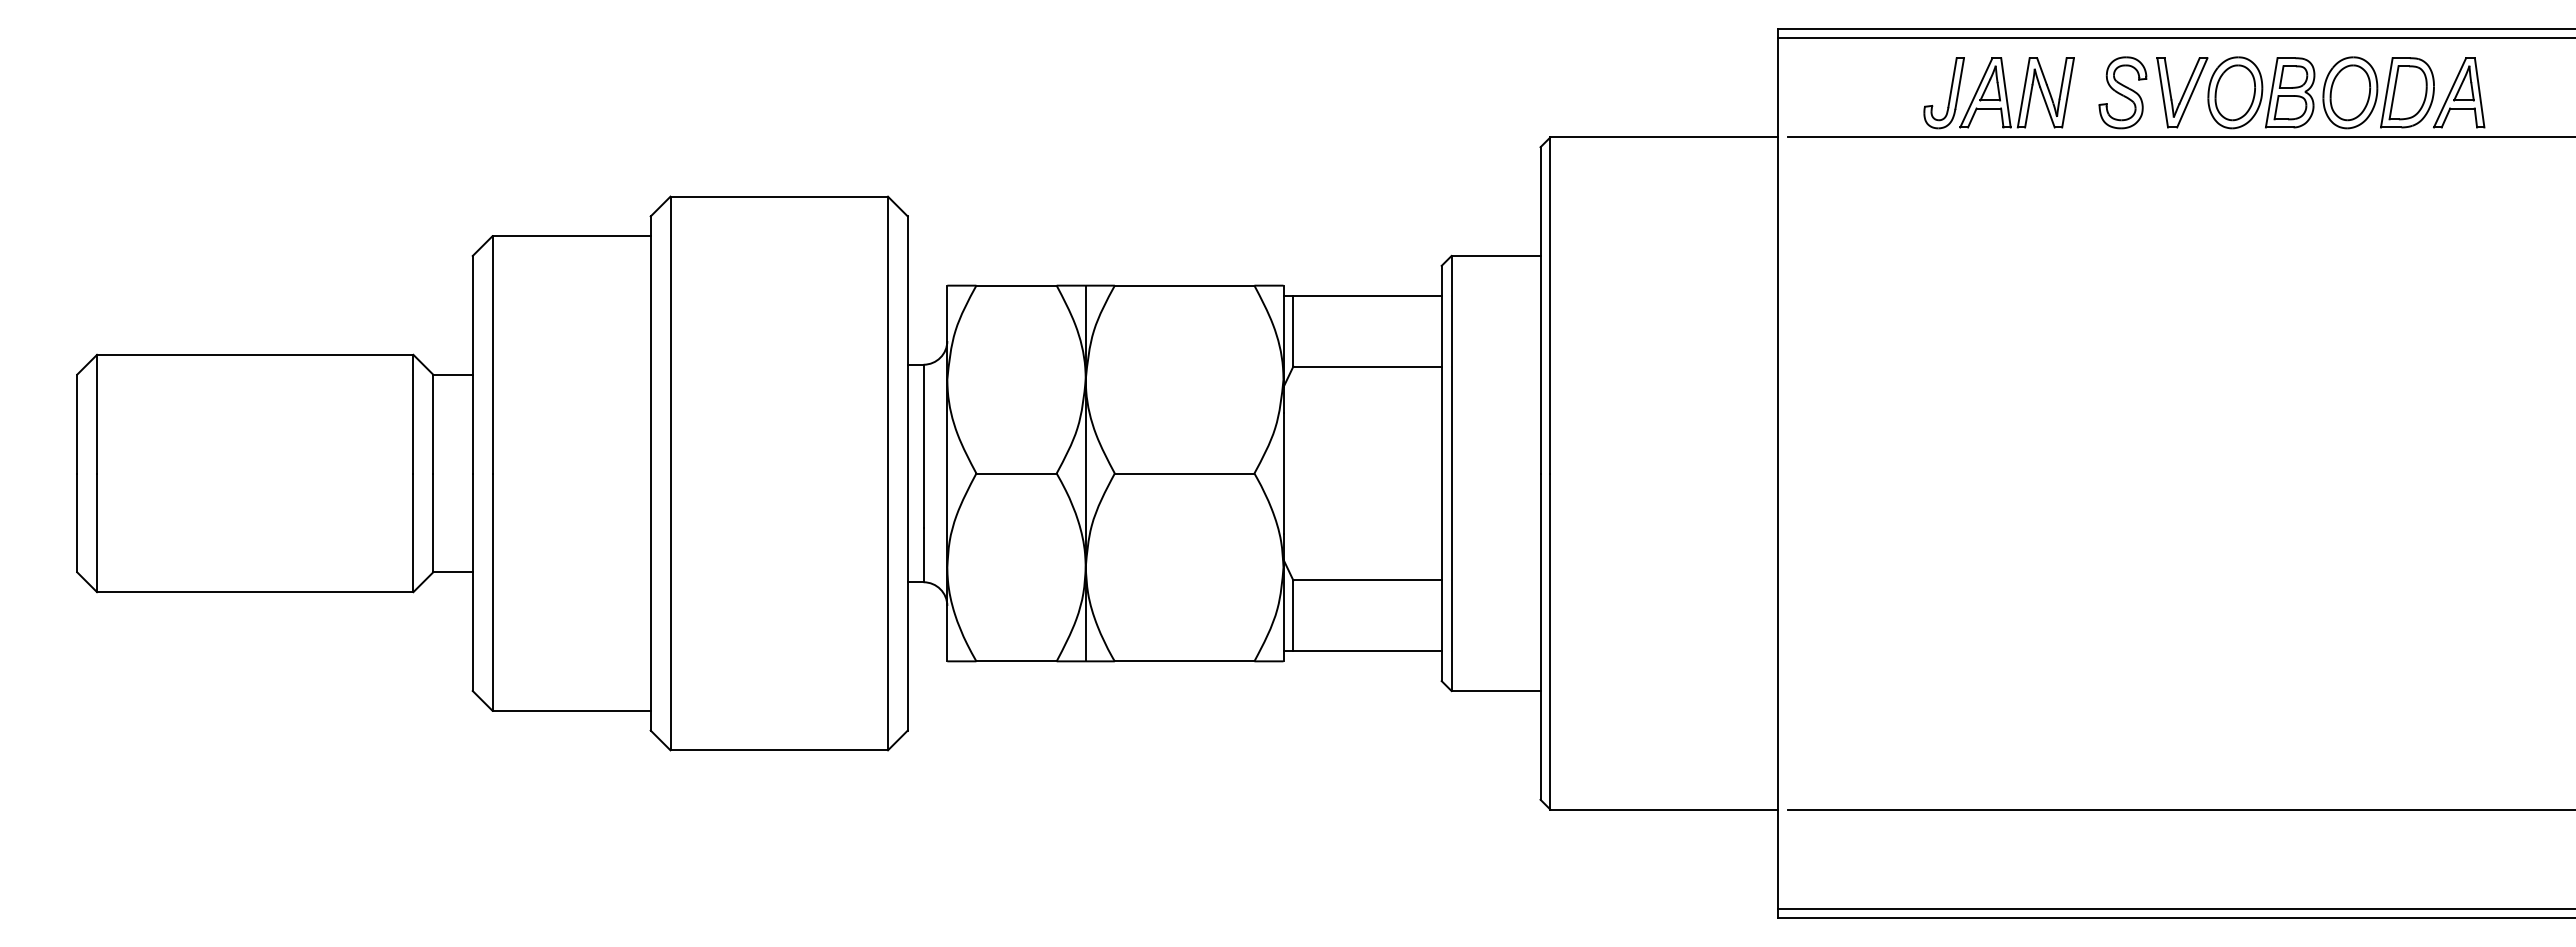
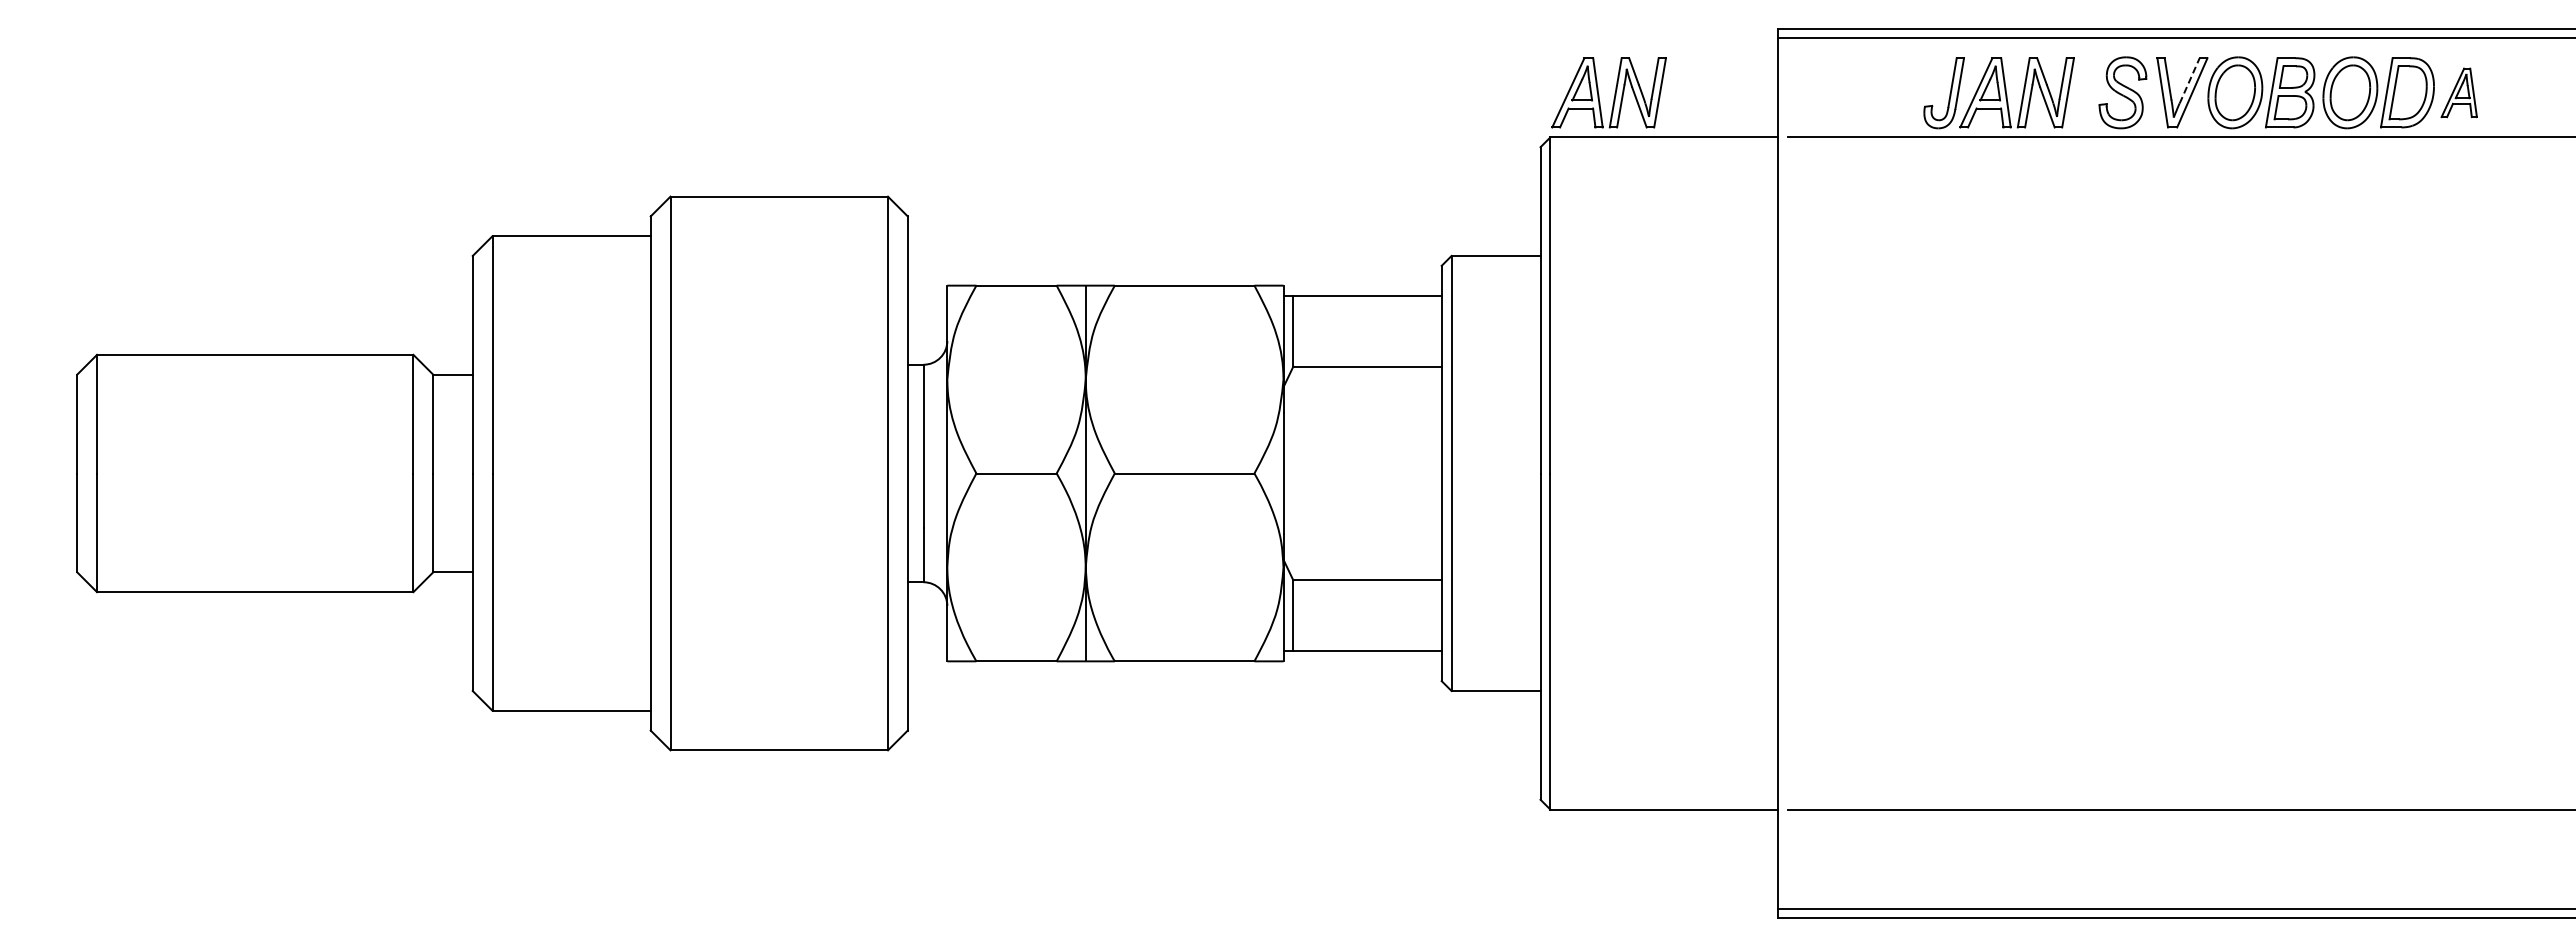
line: solid -> dashed (2189, 80)
part: none -> present (1608, 92)
part size: 53x72 px -> 38x52 px (2458, 92)
